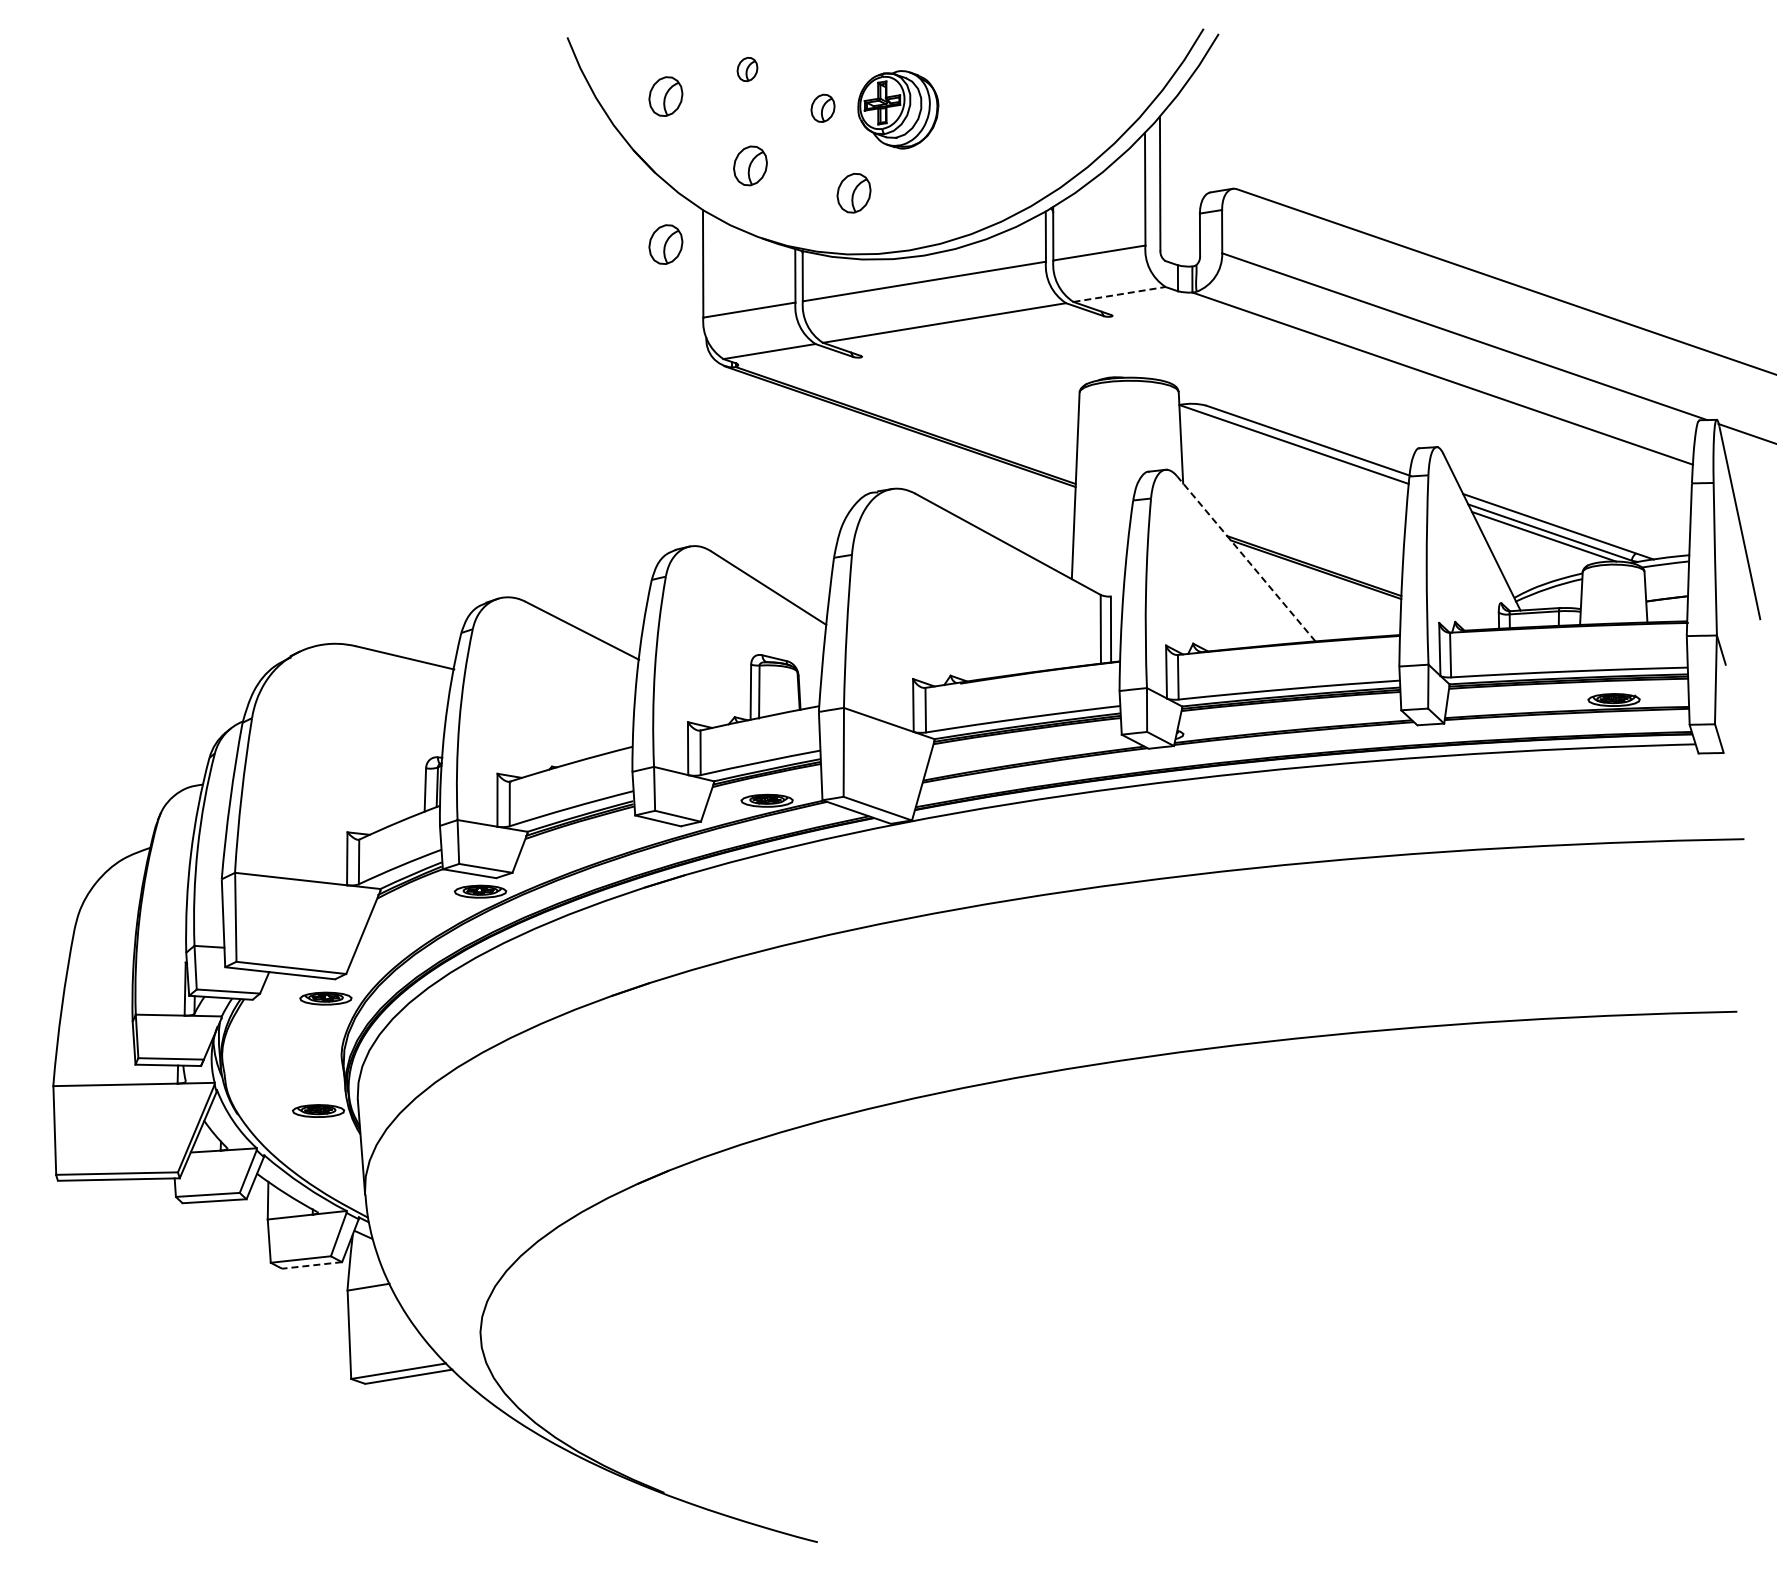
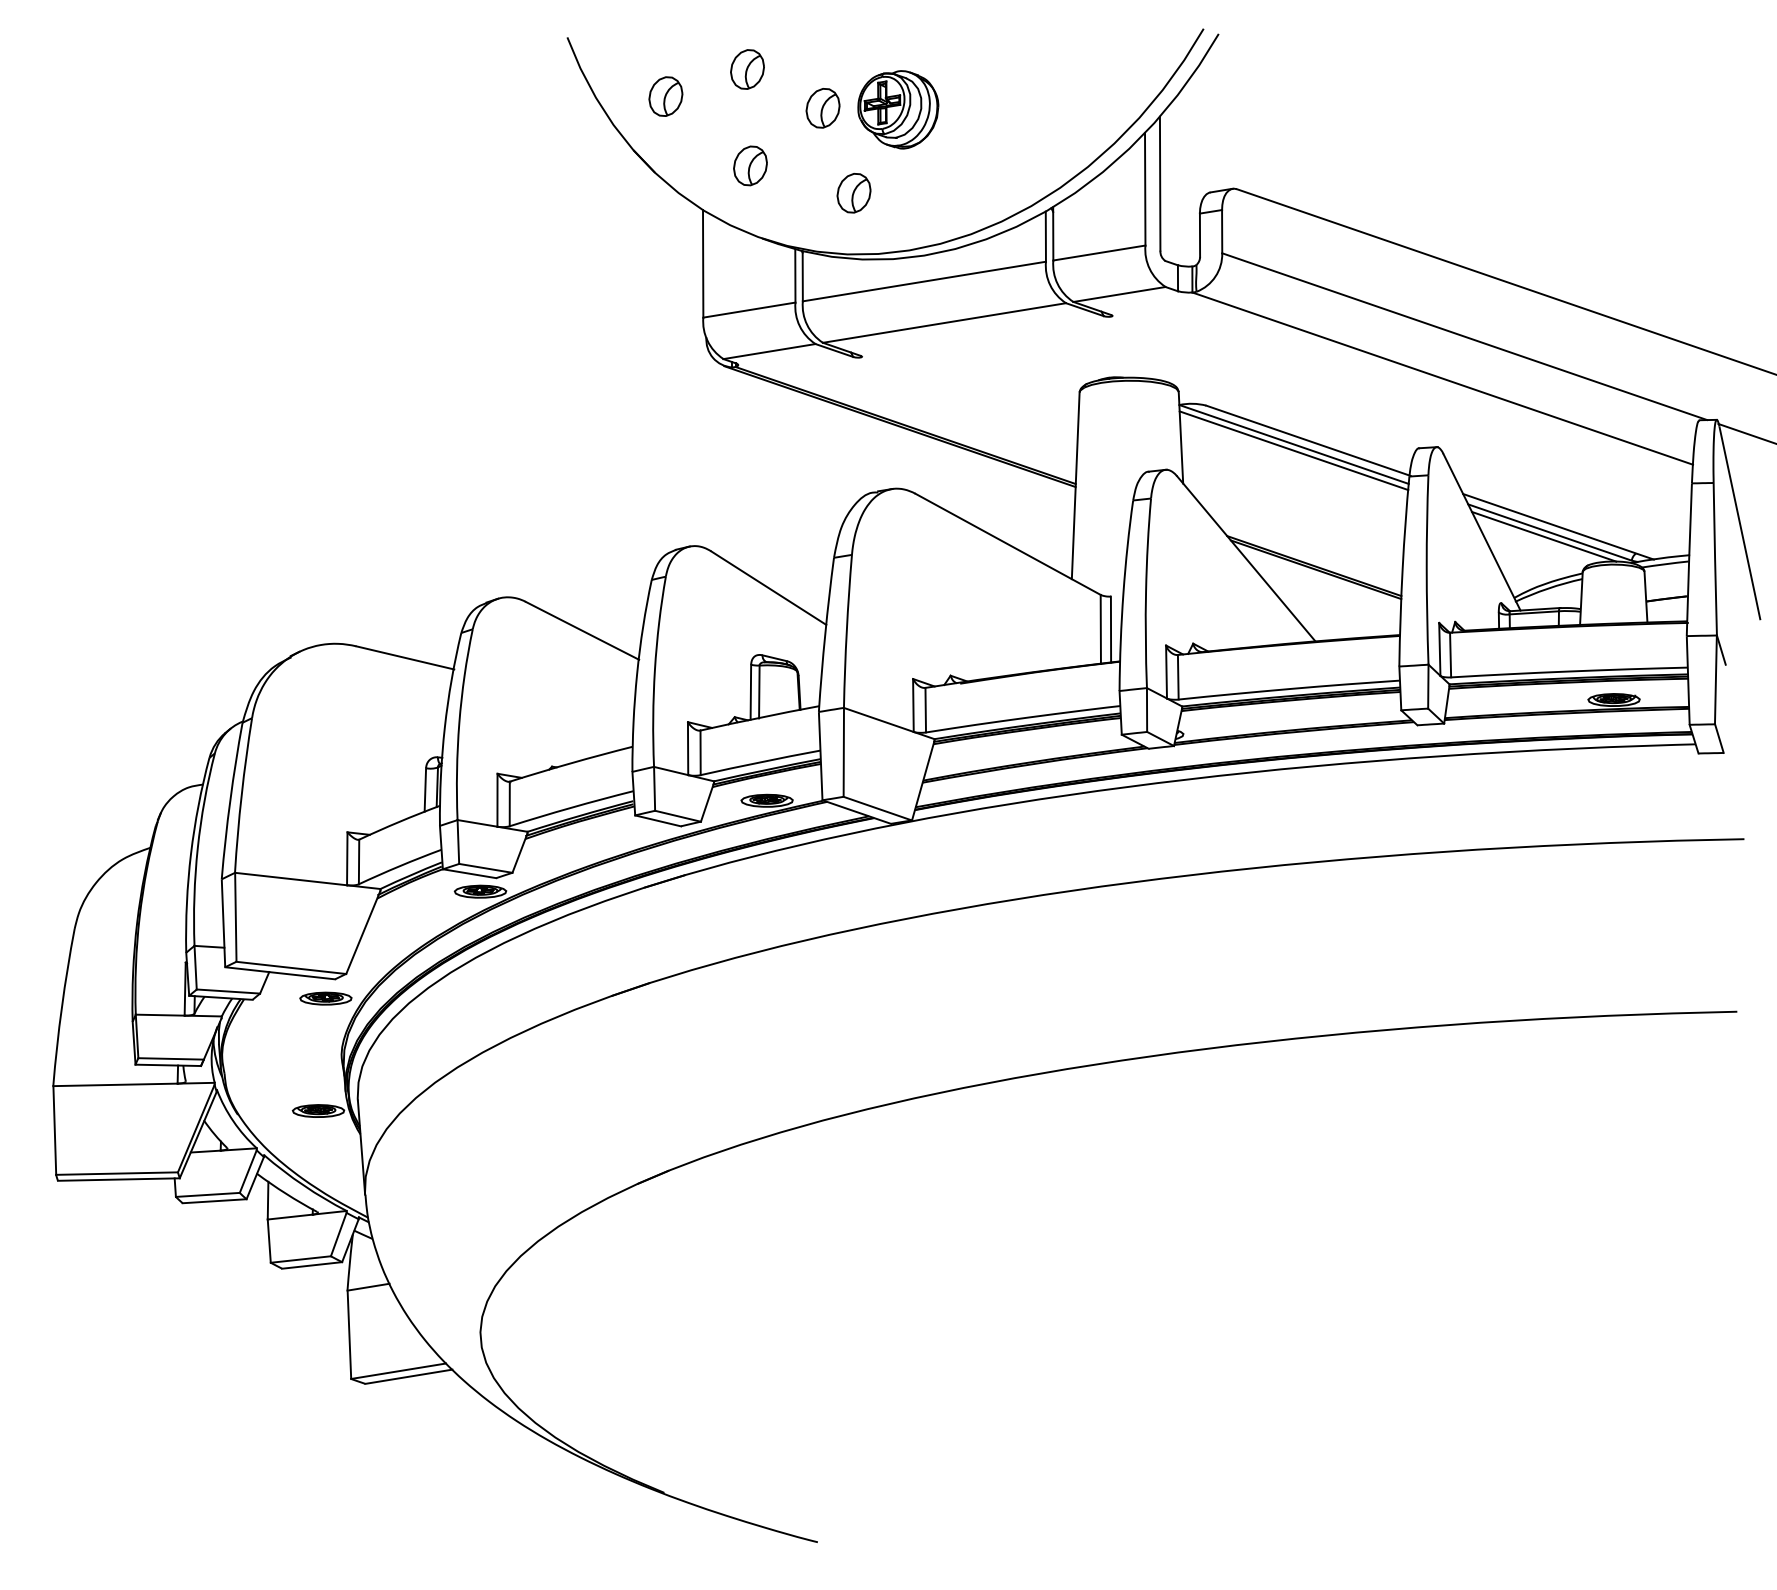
part size: 23x26 px -> 35x41 px (747, 69)
part size: 26x30 px -> 36x41 px (822, 108)
part: present -> none (665, 244)
line: dashed -> solid (1119, 294)
line: none -> present (1293, 450)
line: dashed -> solid (1246, 558)
line: dashed -> solid (311, 1265)
